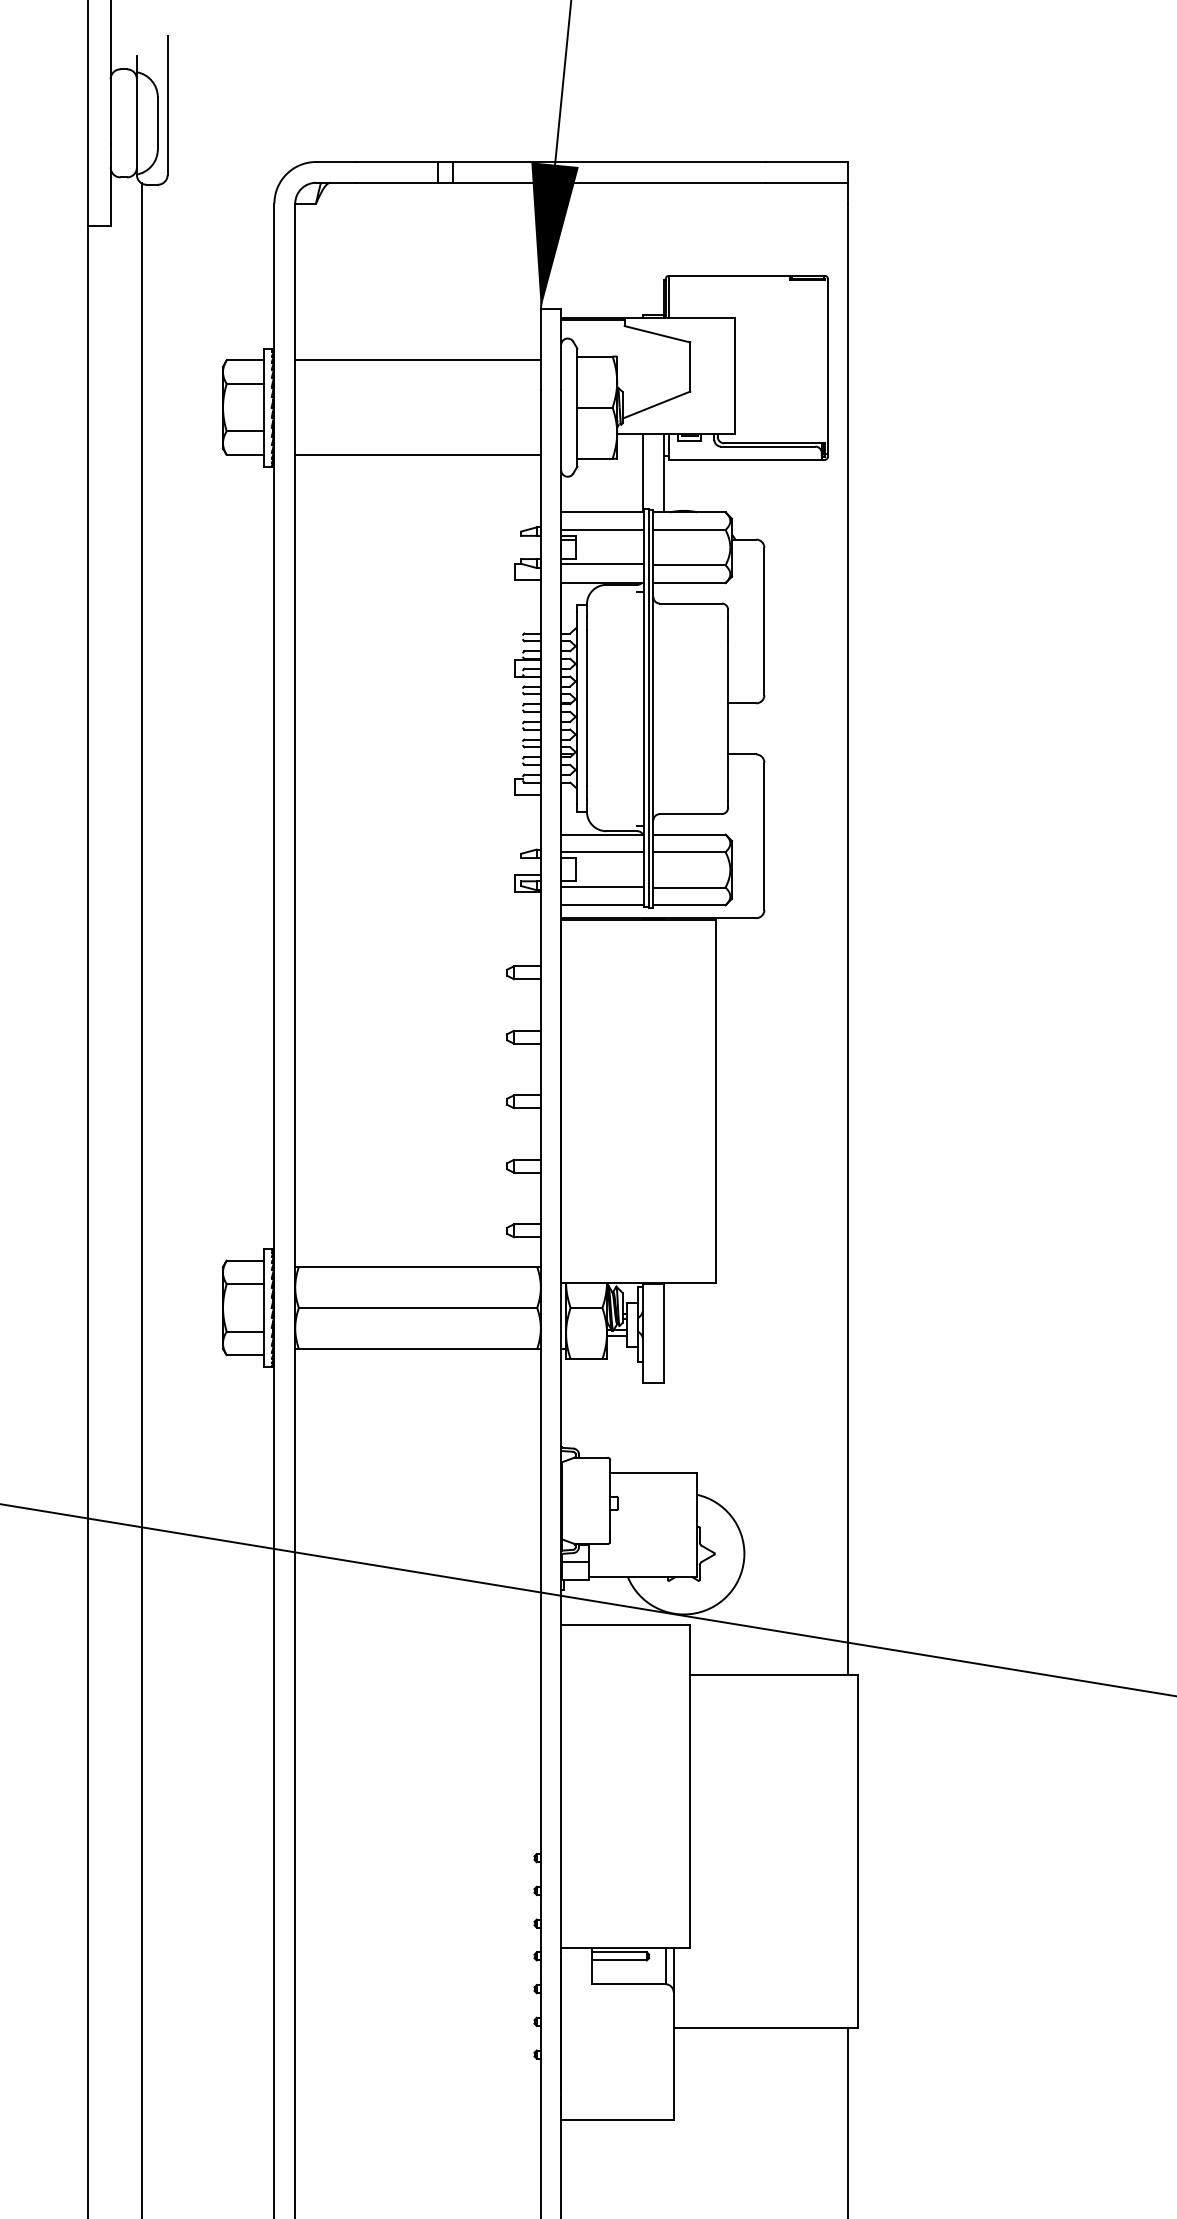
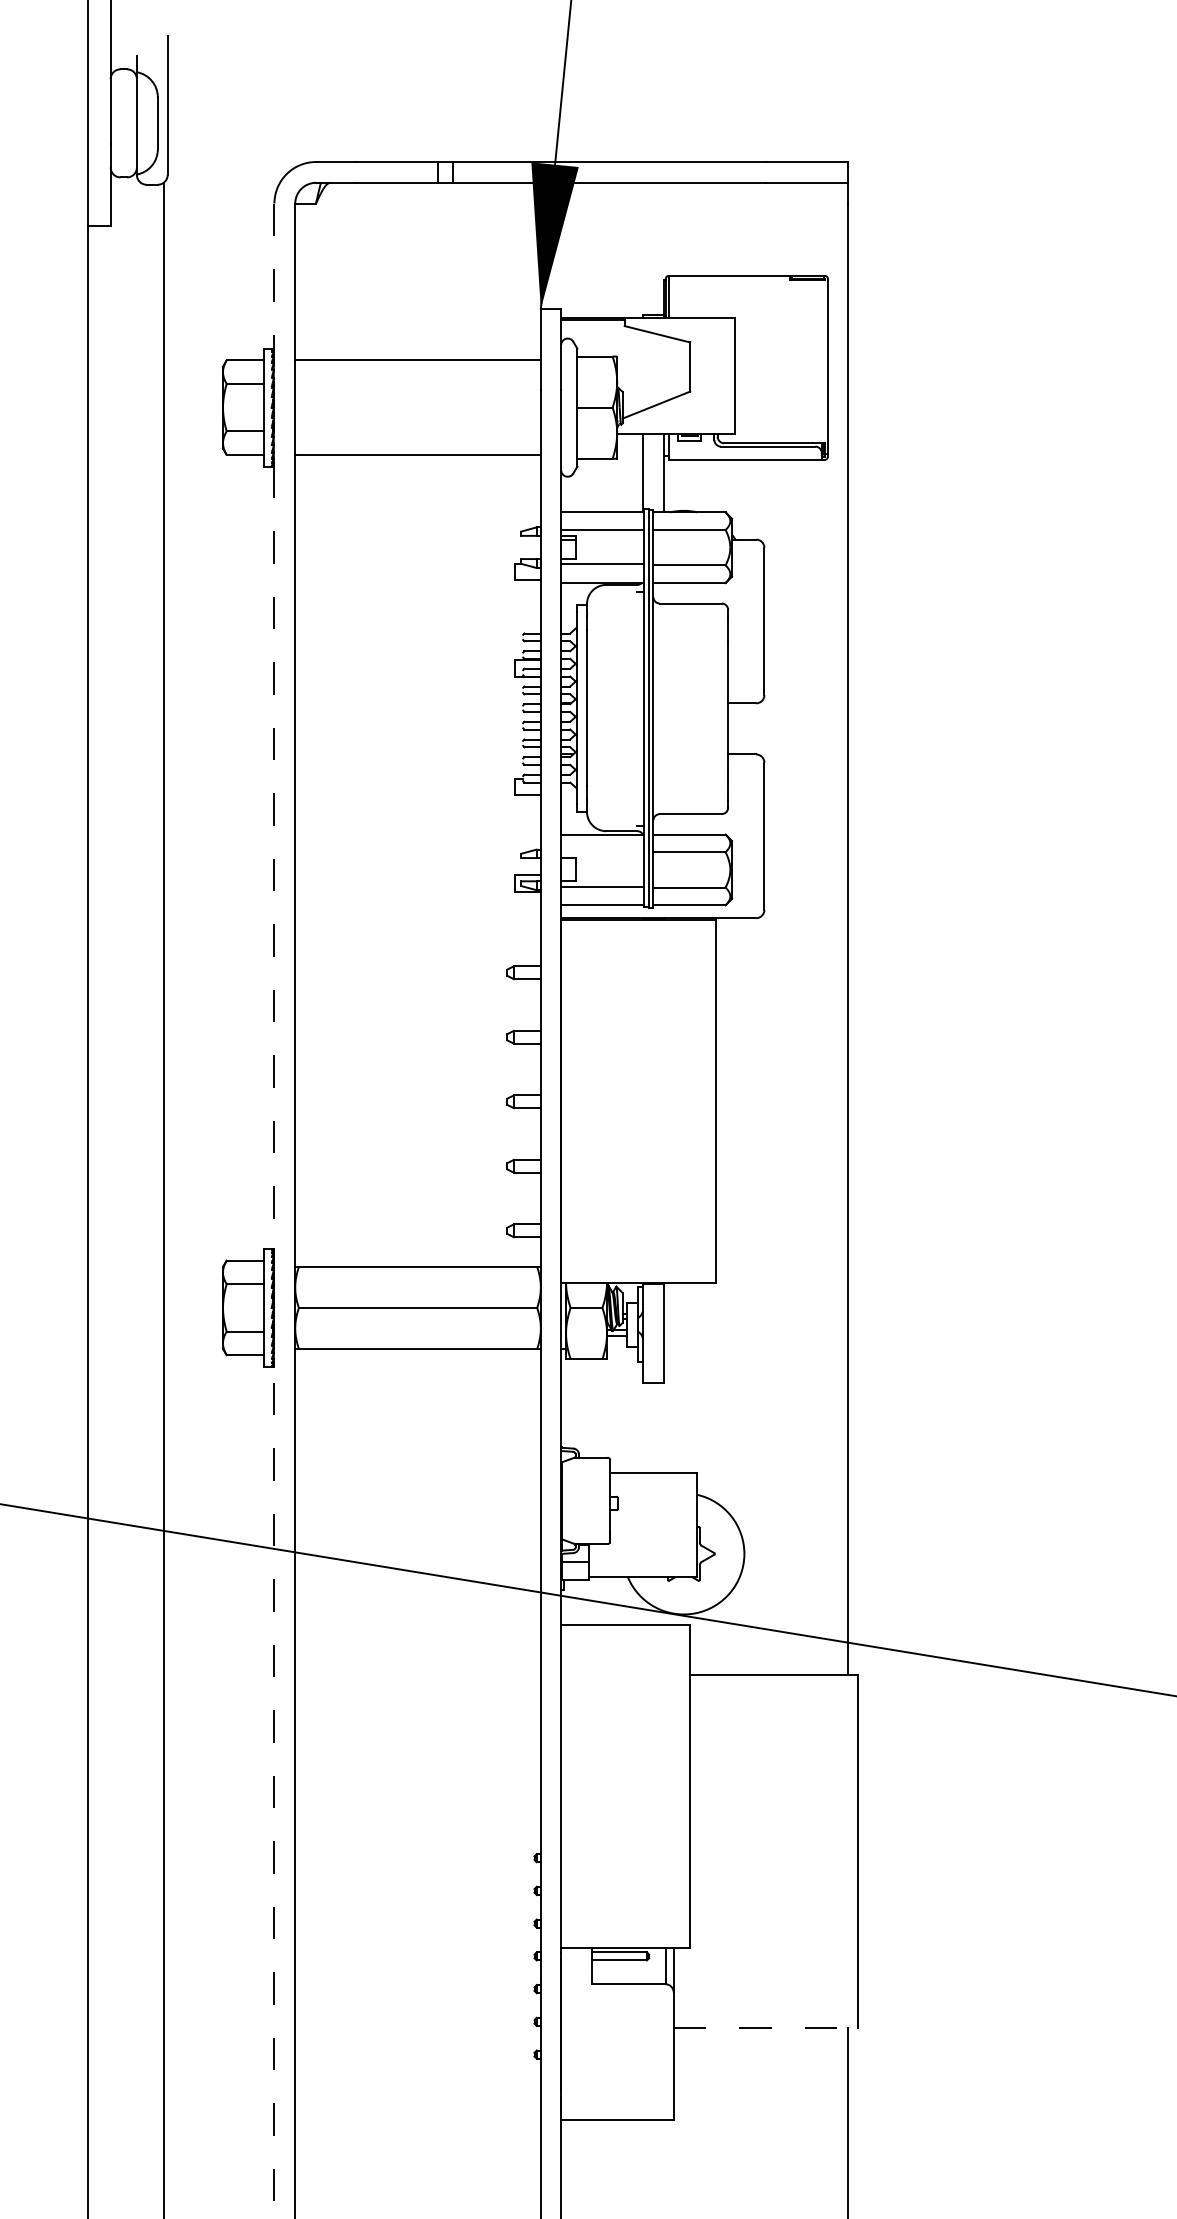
line: present -> none (602, 851)
line position: (141, 1199) -> (163, 1199) (163, 1199)
line: solid -> dashed (274, 1211)
line: solid -> dashed (766, 2028)
